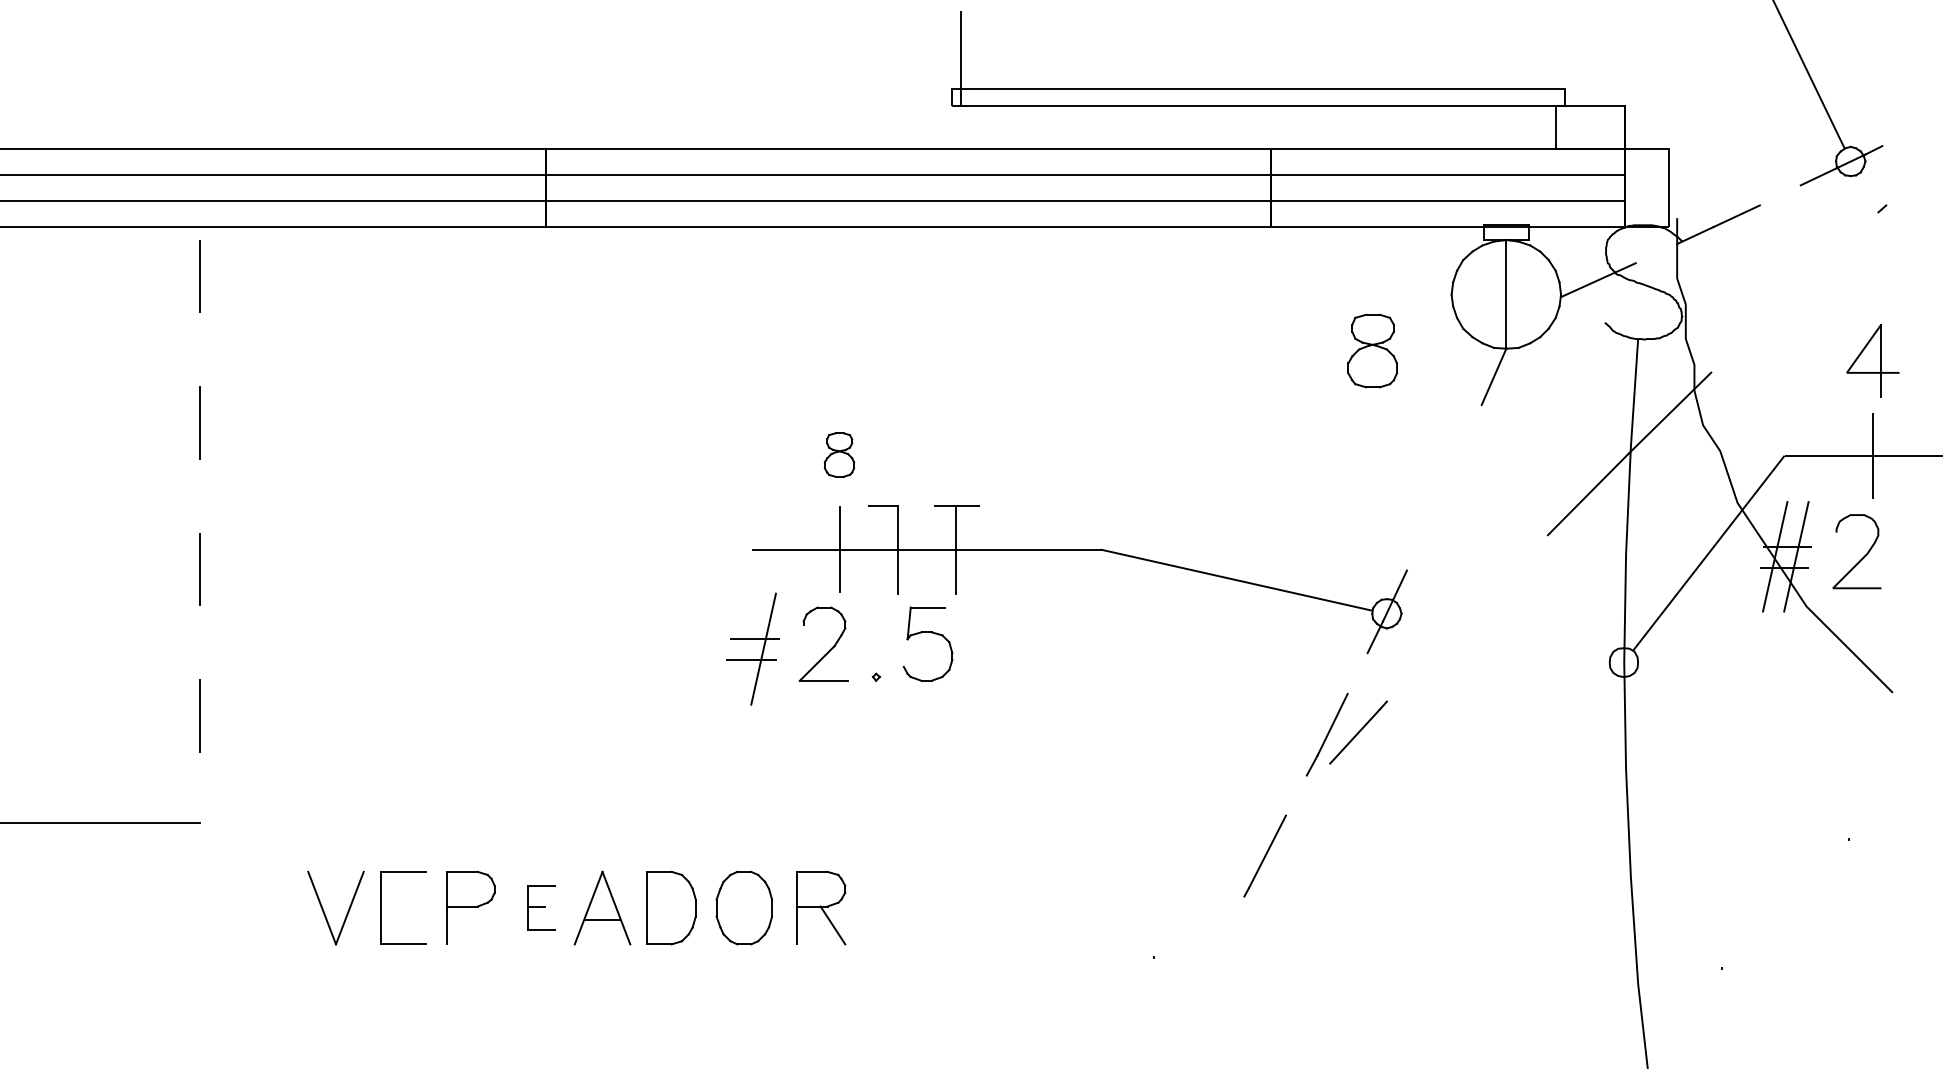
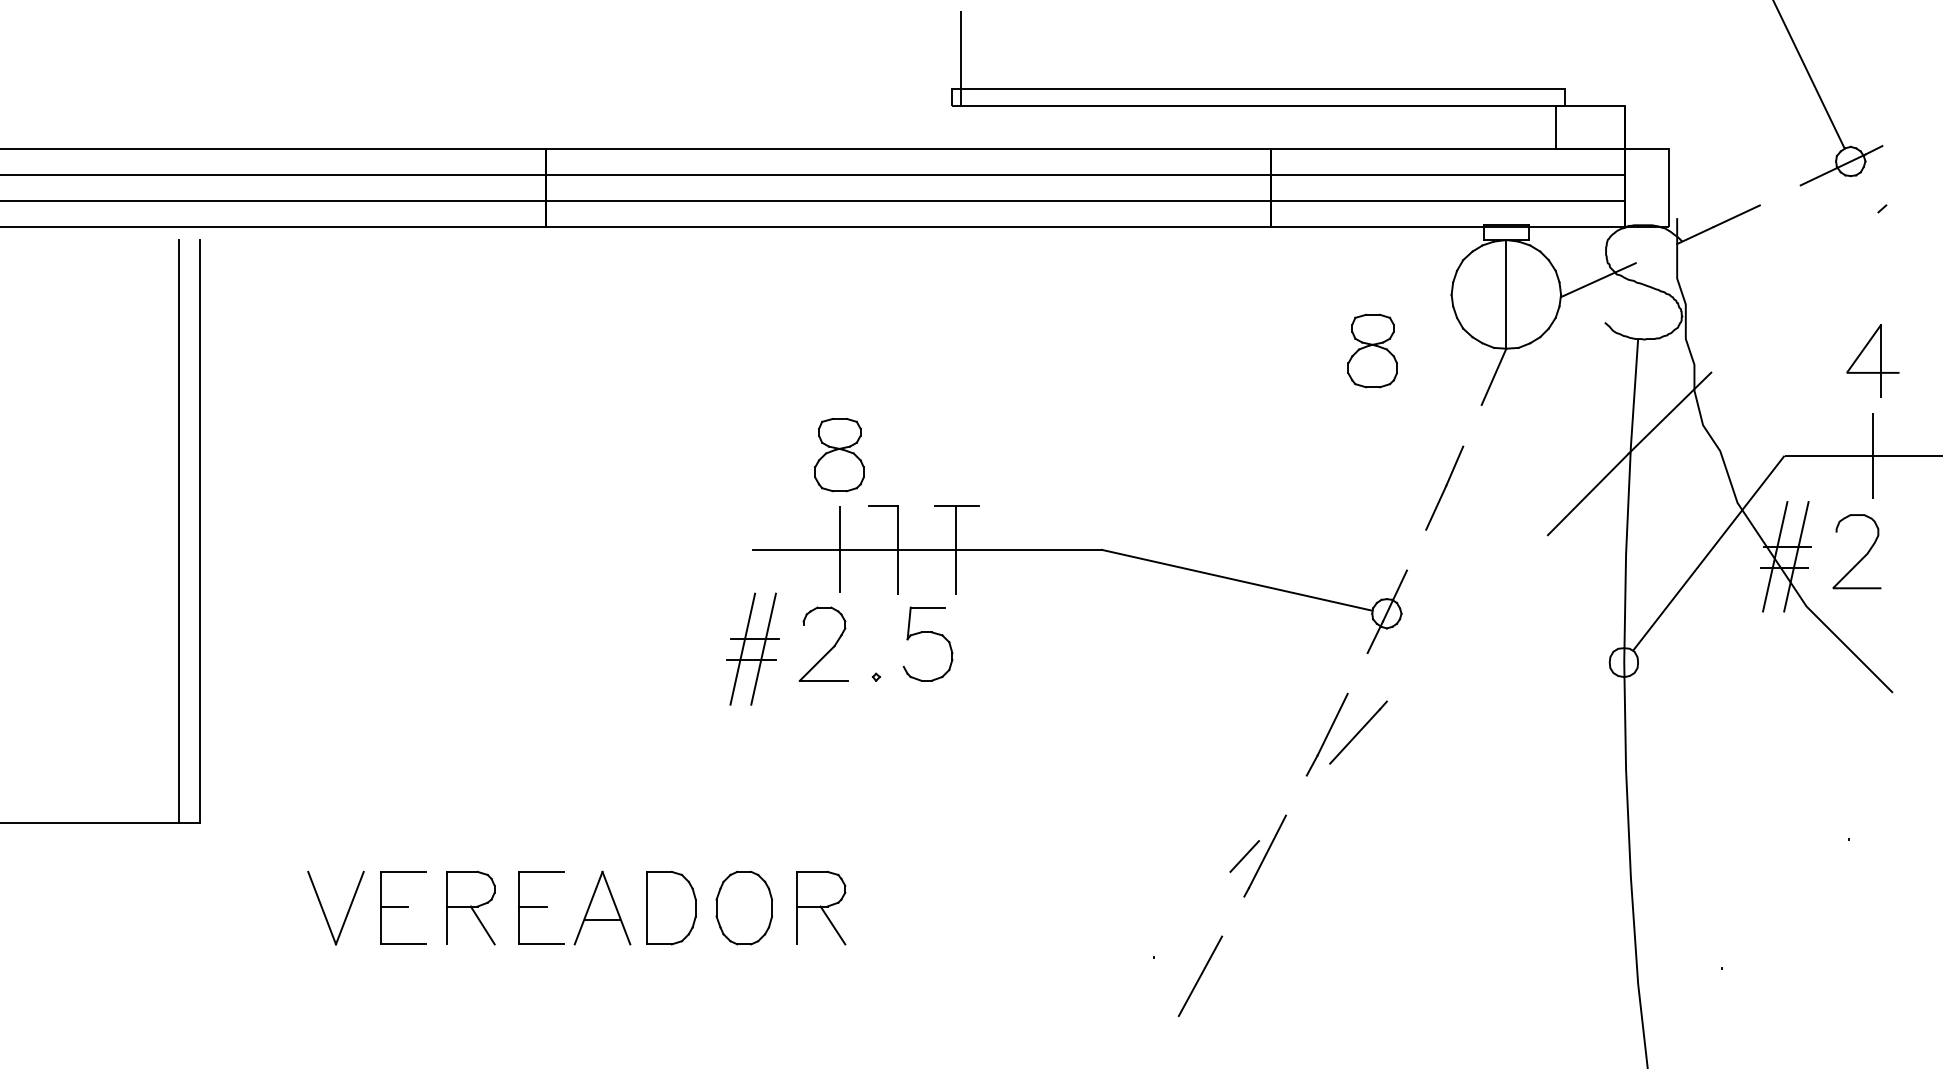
part size: 33x46 px -> 51x76 px (839, 454)
line: none -> present (1444, 487)
line: none -> present (178, 531)
line: dashed -> solid (200, 531)
line: none -> present (742, 648)
line: none -> present (1244, 856)
line: none -> present (394, 906)
part size: 29x46 px -> 47x74 px (541, 907)
line: none -> present (482, 925)
line: none -> present (1200, 976)
